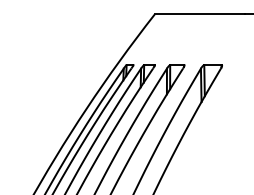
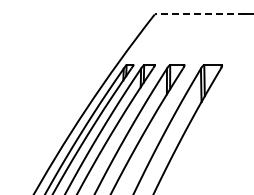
line: solid -> dashed (199, 14)
